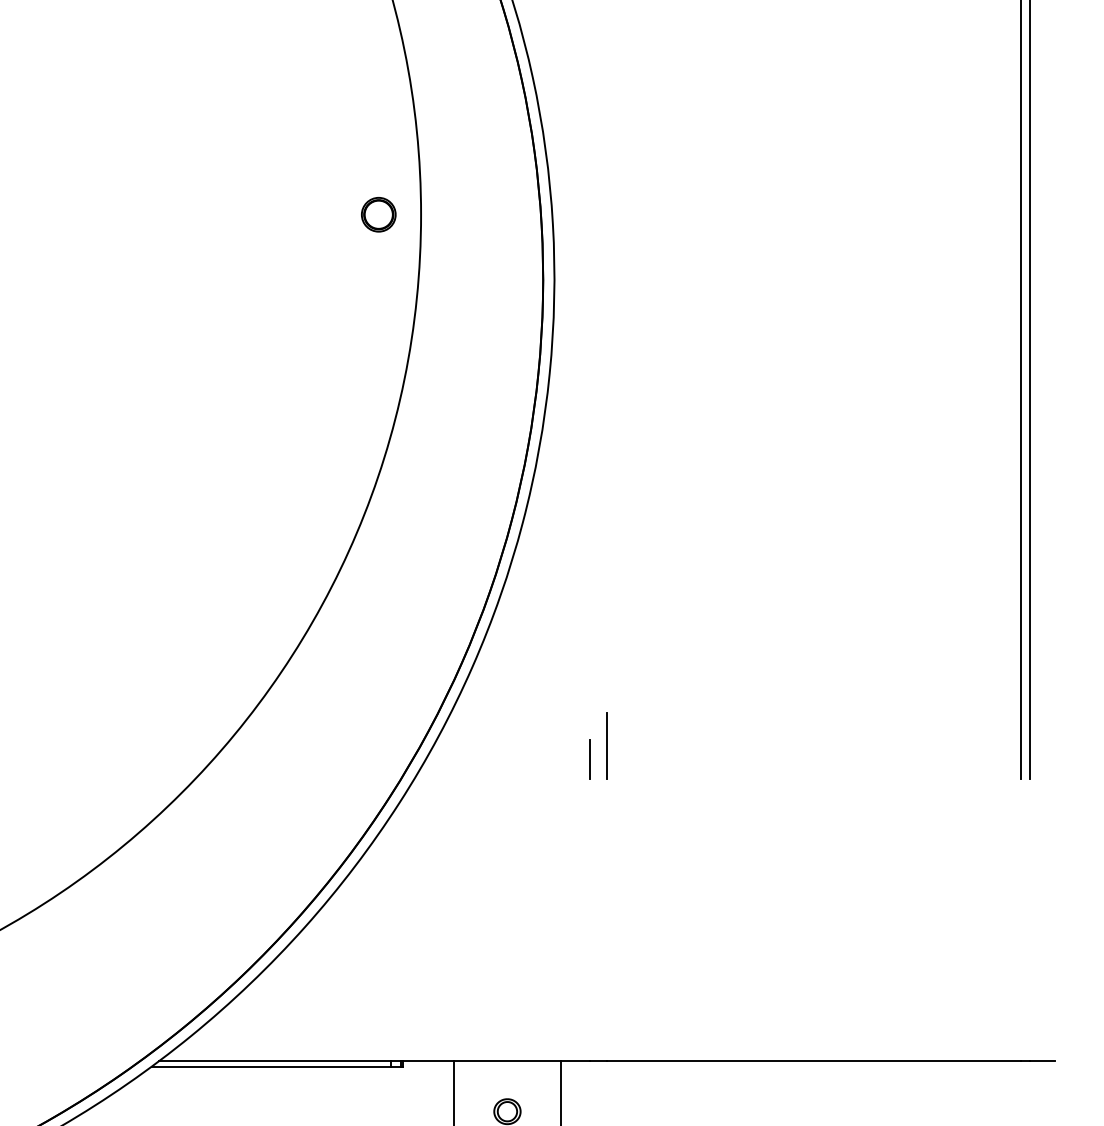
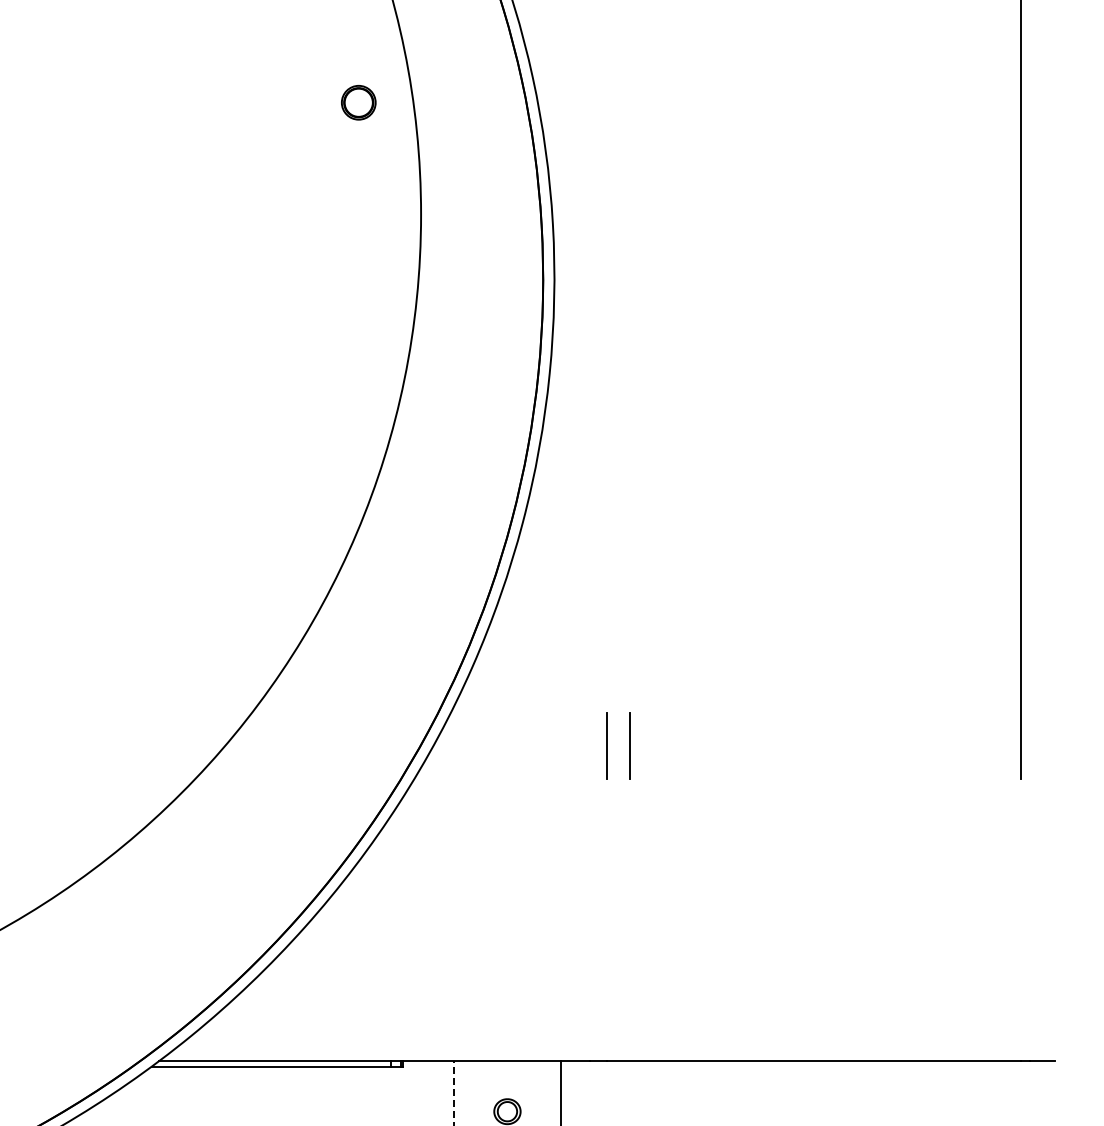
part position: (378, 214) -> (358, 102) (358, 102)
line: present -> none (1030, 390)
line: none -> present (629, 745)
line: present -> none (590, 758)
line: solid -> dashed (453, 1092)
